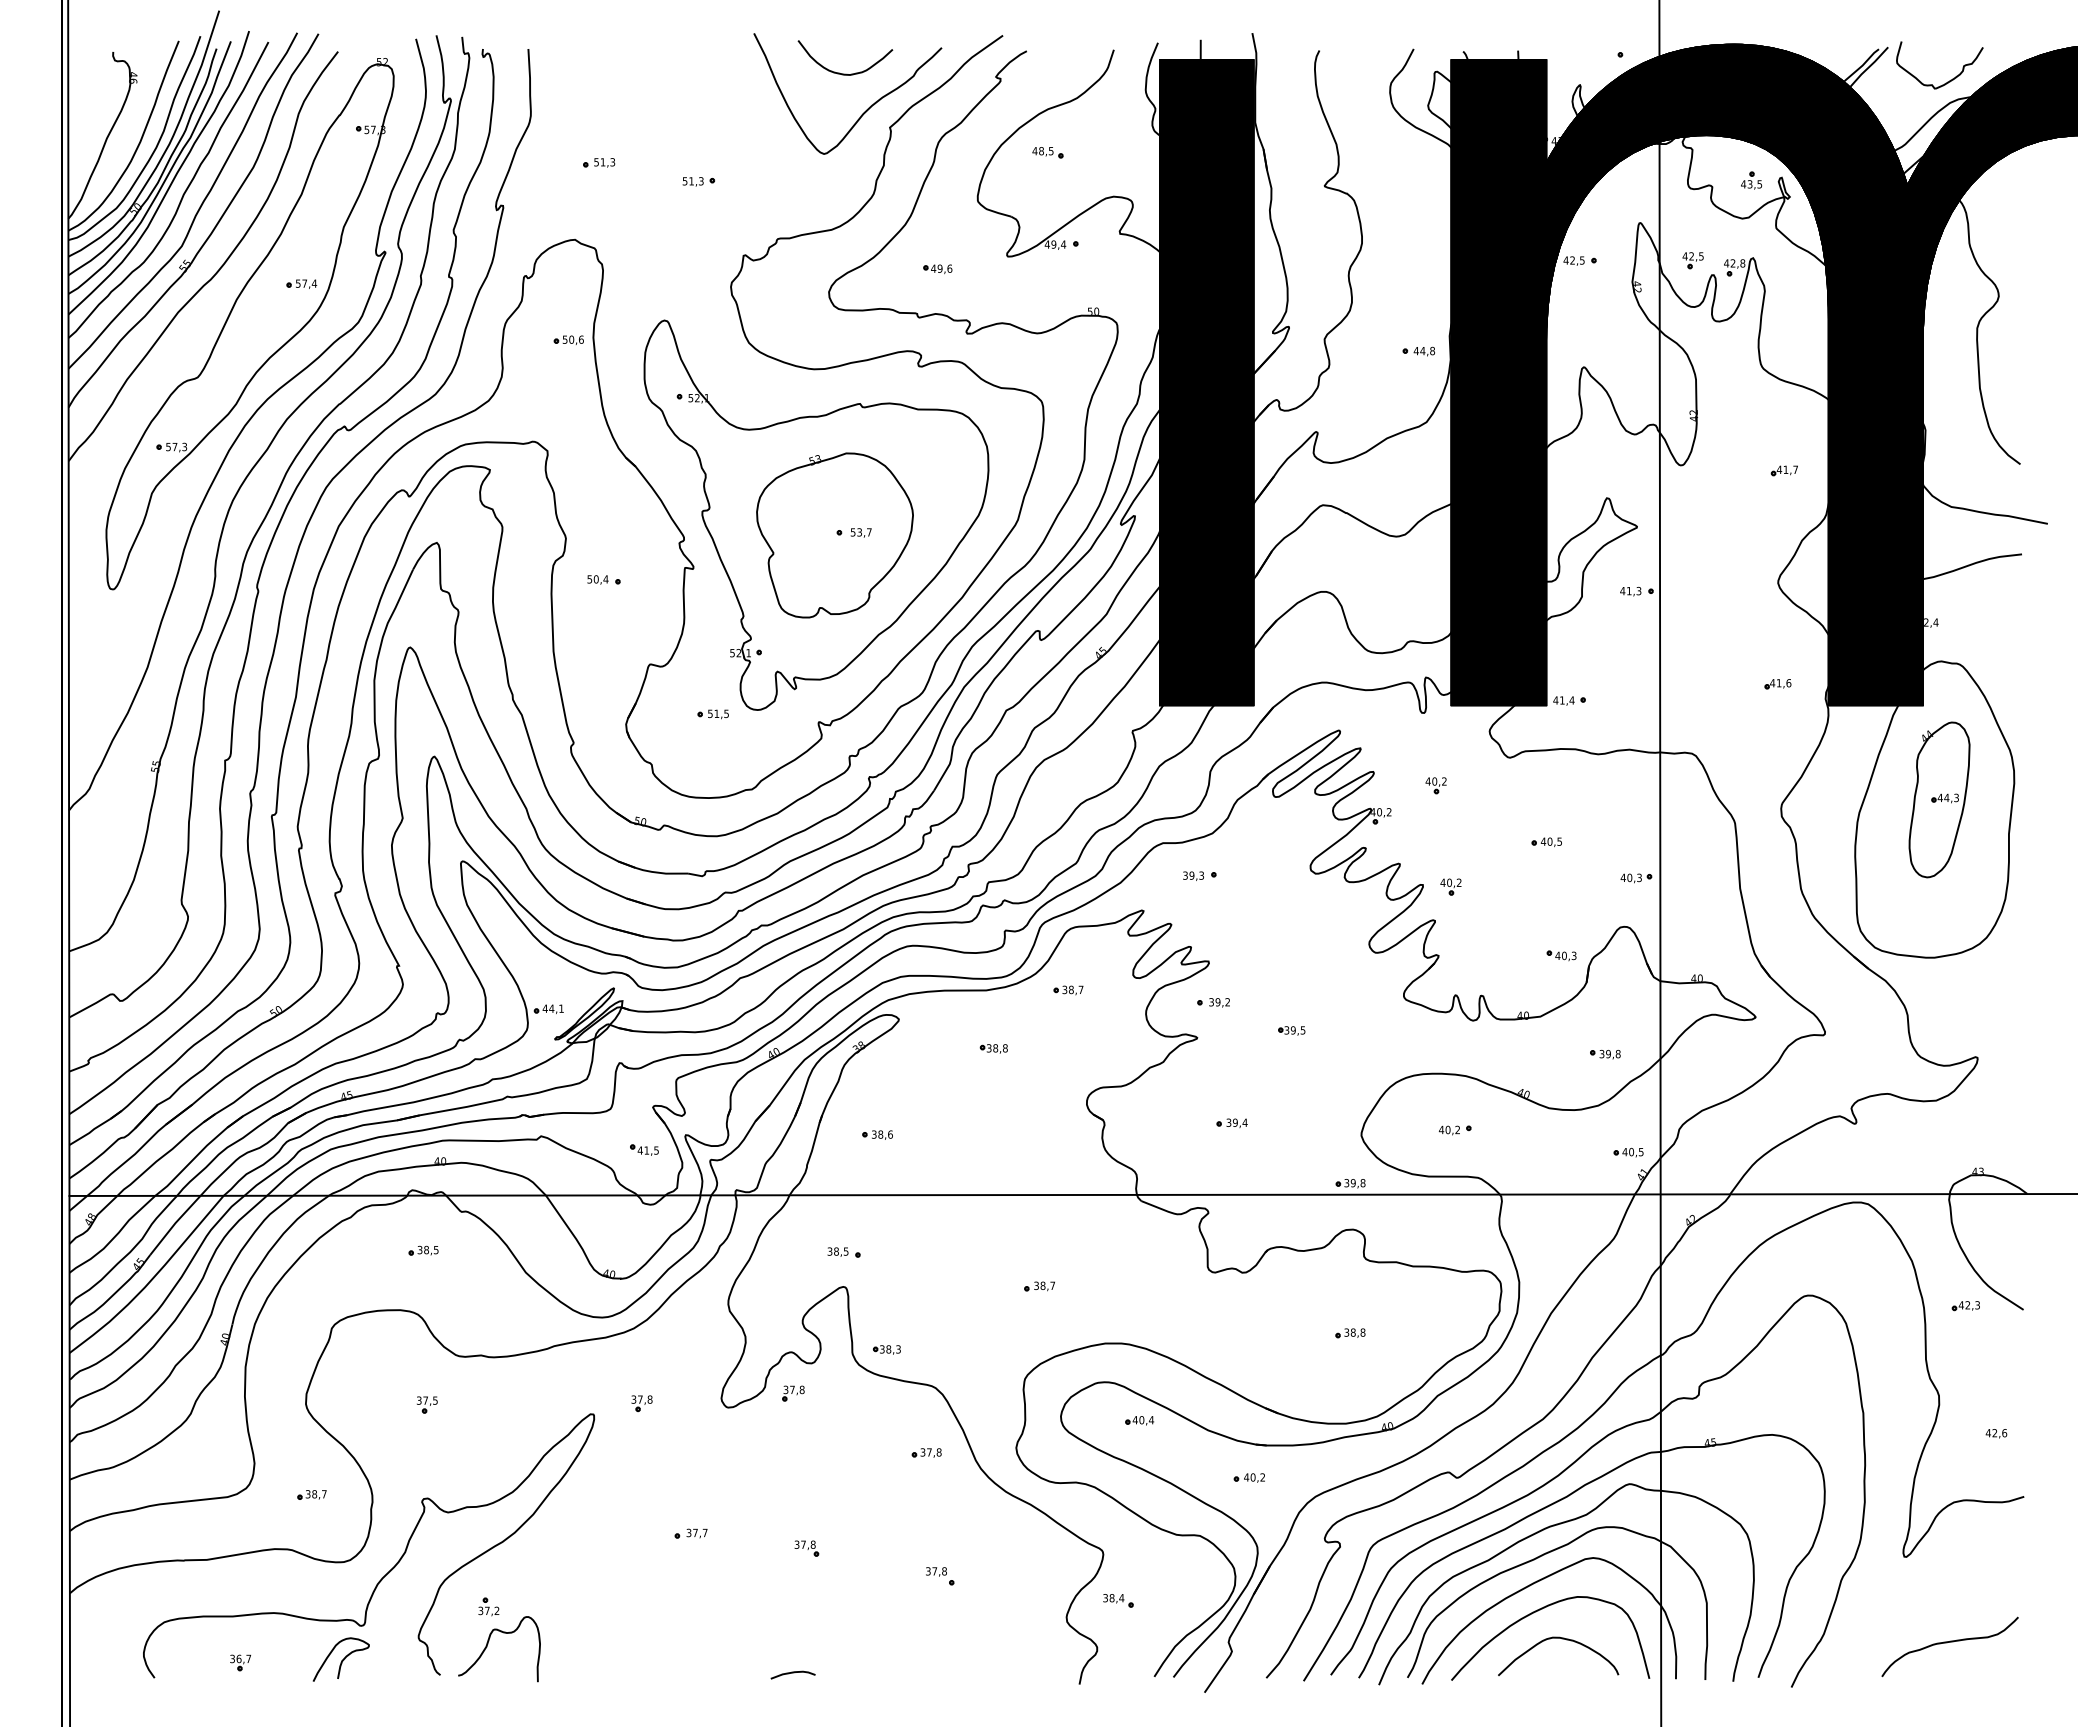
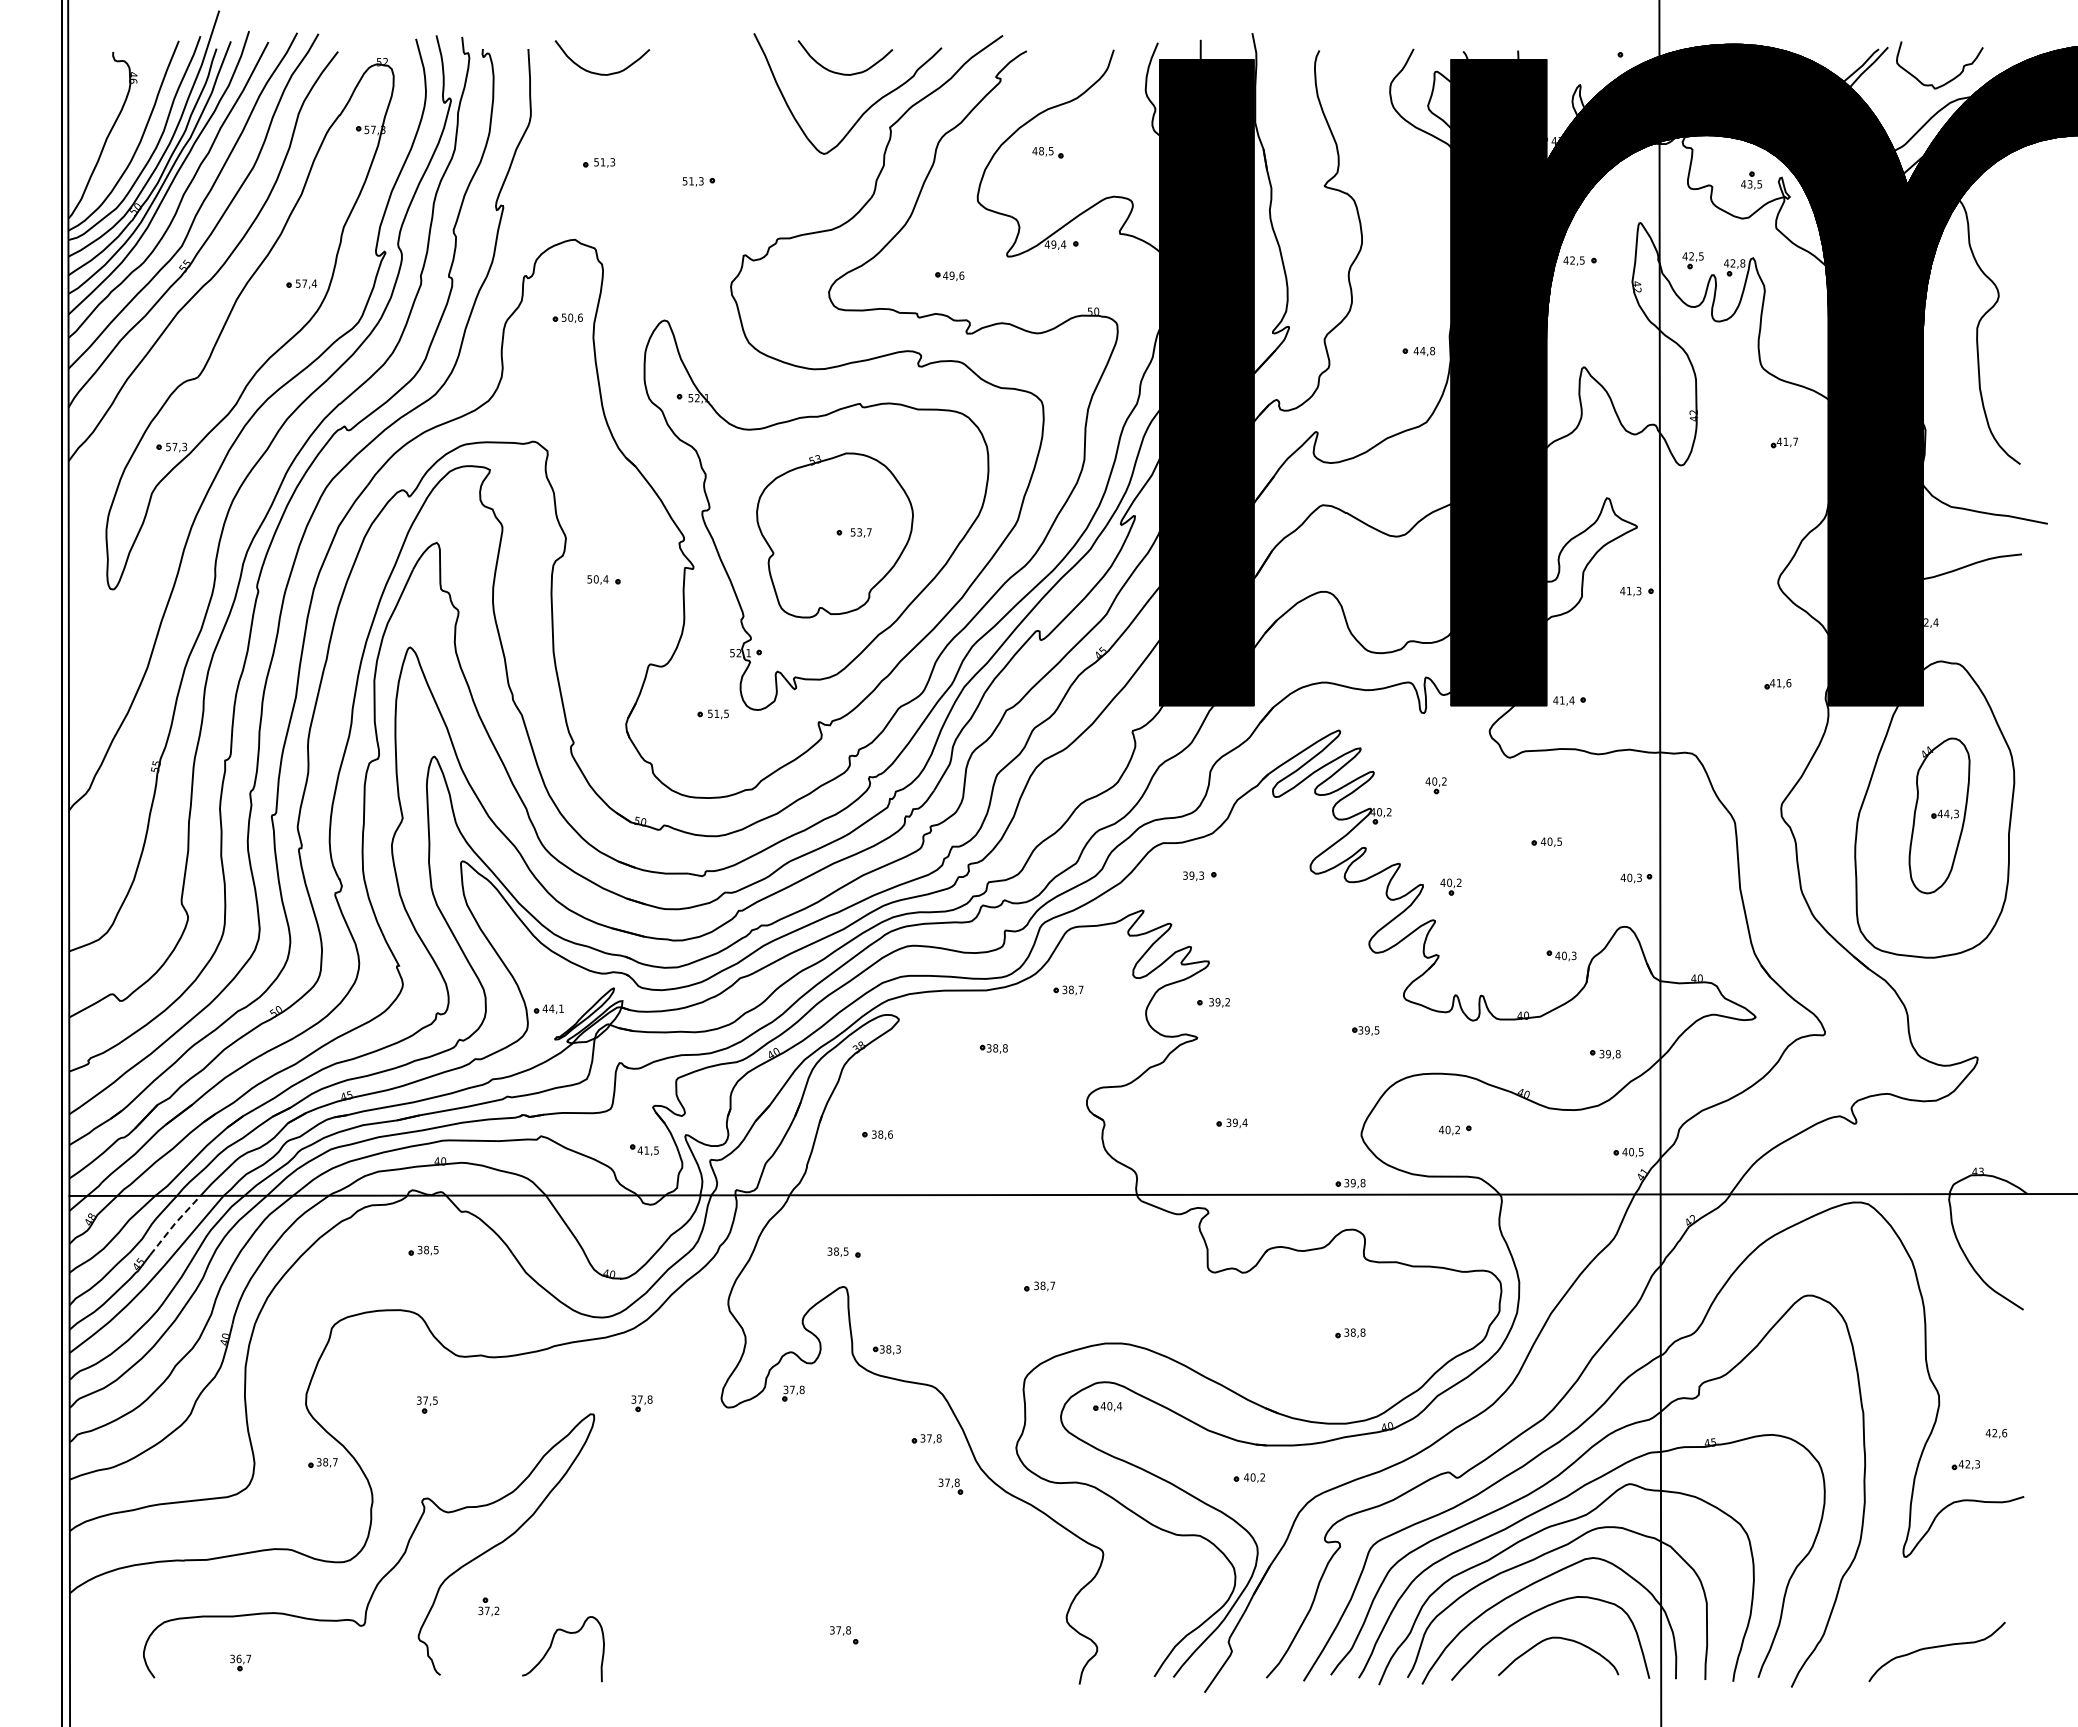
curve: none -> present (602, 73)
part position: (937, 269) -> (949, 276) (949, 276)
part position: (568, 339) -> (567, 317) (567, 317)
part position: (1783, 470) -> (1783, 442) (1783, 442)
part position: (1939, 799) -> (1939, 815) (1939, 815)
part position: (1291, 1030) -> (1365, 1030) (1365, 1030)
line: solid -> dashed (174, 1223)
part position: (1965, 1306) -> (1965, 1465) (1965, 1465)
part position: (1139, 1420) -> (1107, 1406) (1107, 1406)
part position: (926, 1452) -> (926, 1438) (926, 1438)
part position: (311, 1494) -> (322, 1462) (322, 1462)
part: present -> none (690, 1533)
part position: (806, 1548) -> (950, 1486) (950, 1486)
part position: (940, 1576) -> (844, 1635) (844, 1635)
part: present -> none (1118, 1600)
curve position: (1947, 1643) -> (1934, 1648) (1934, 1648)
curve position: (488, 1644) -> (552, 1644) (552, 1644)
curve: present -> none (341, 1660)
curve: present -> none (792, 1673)
